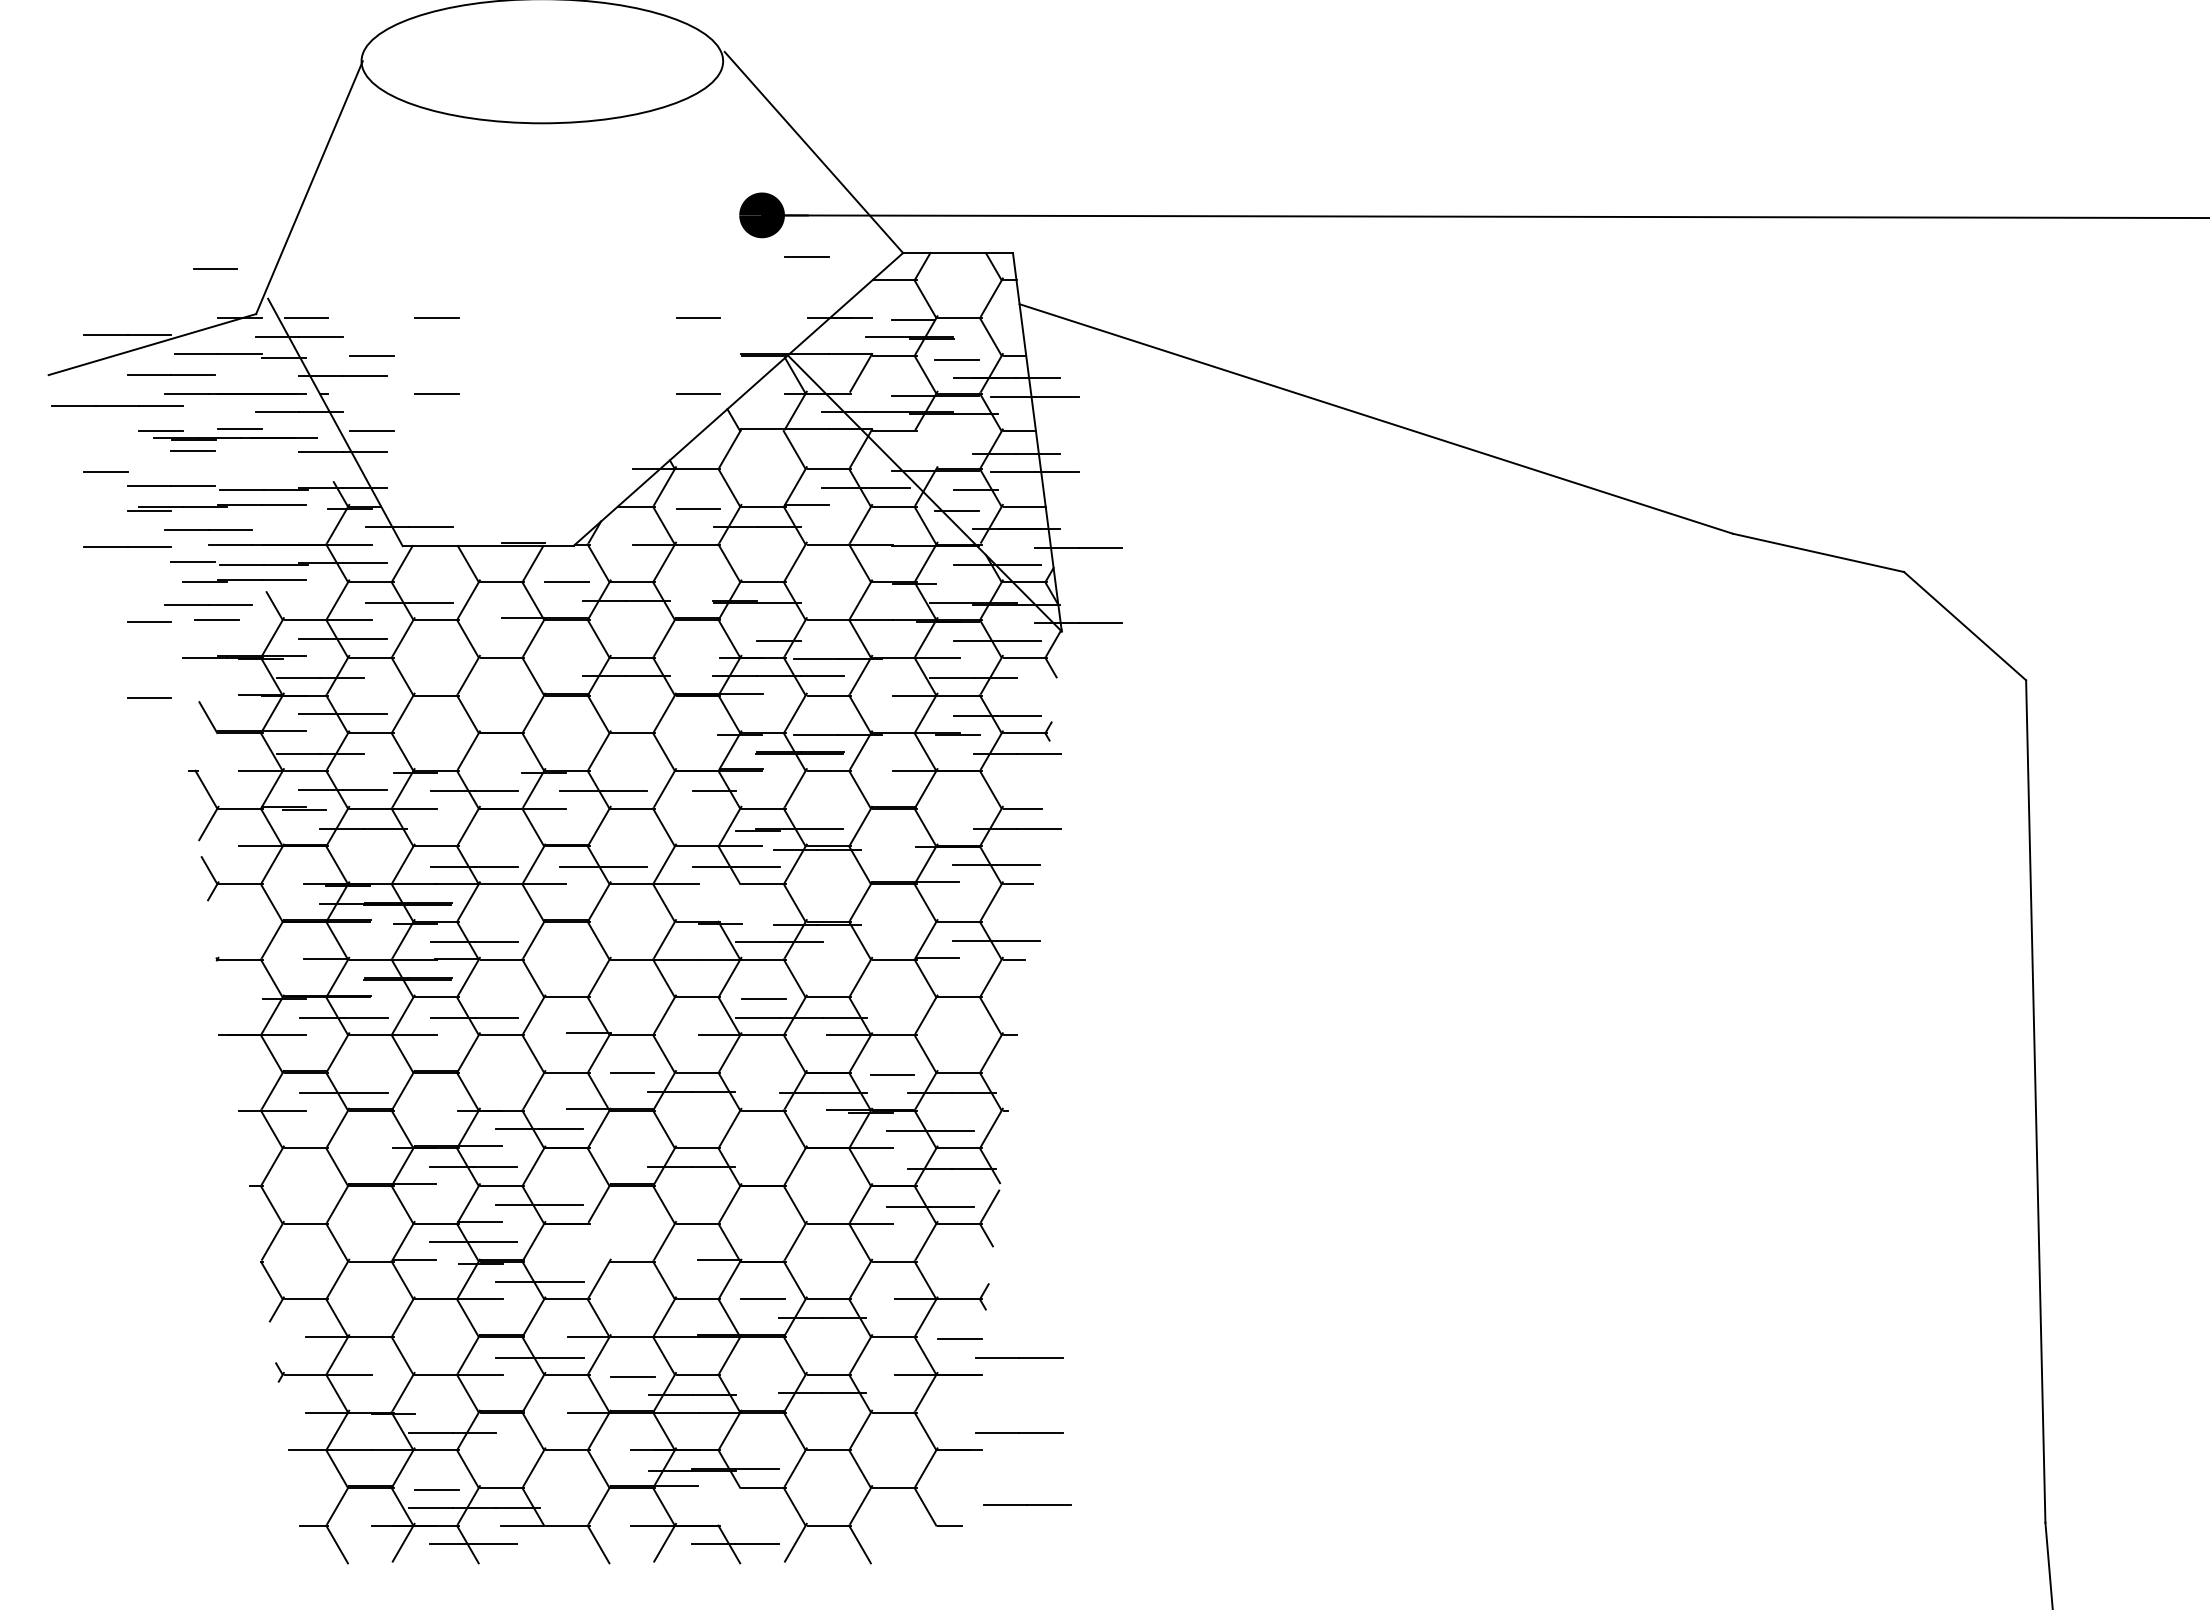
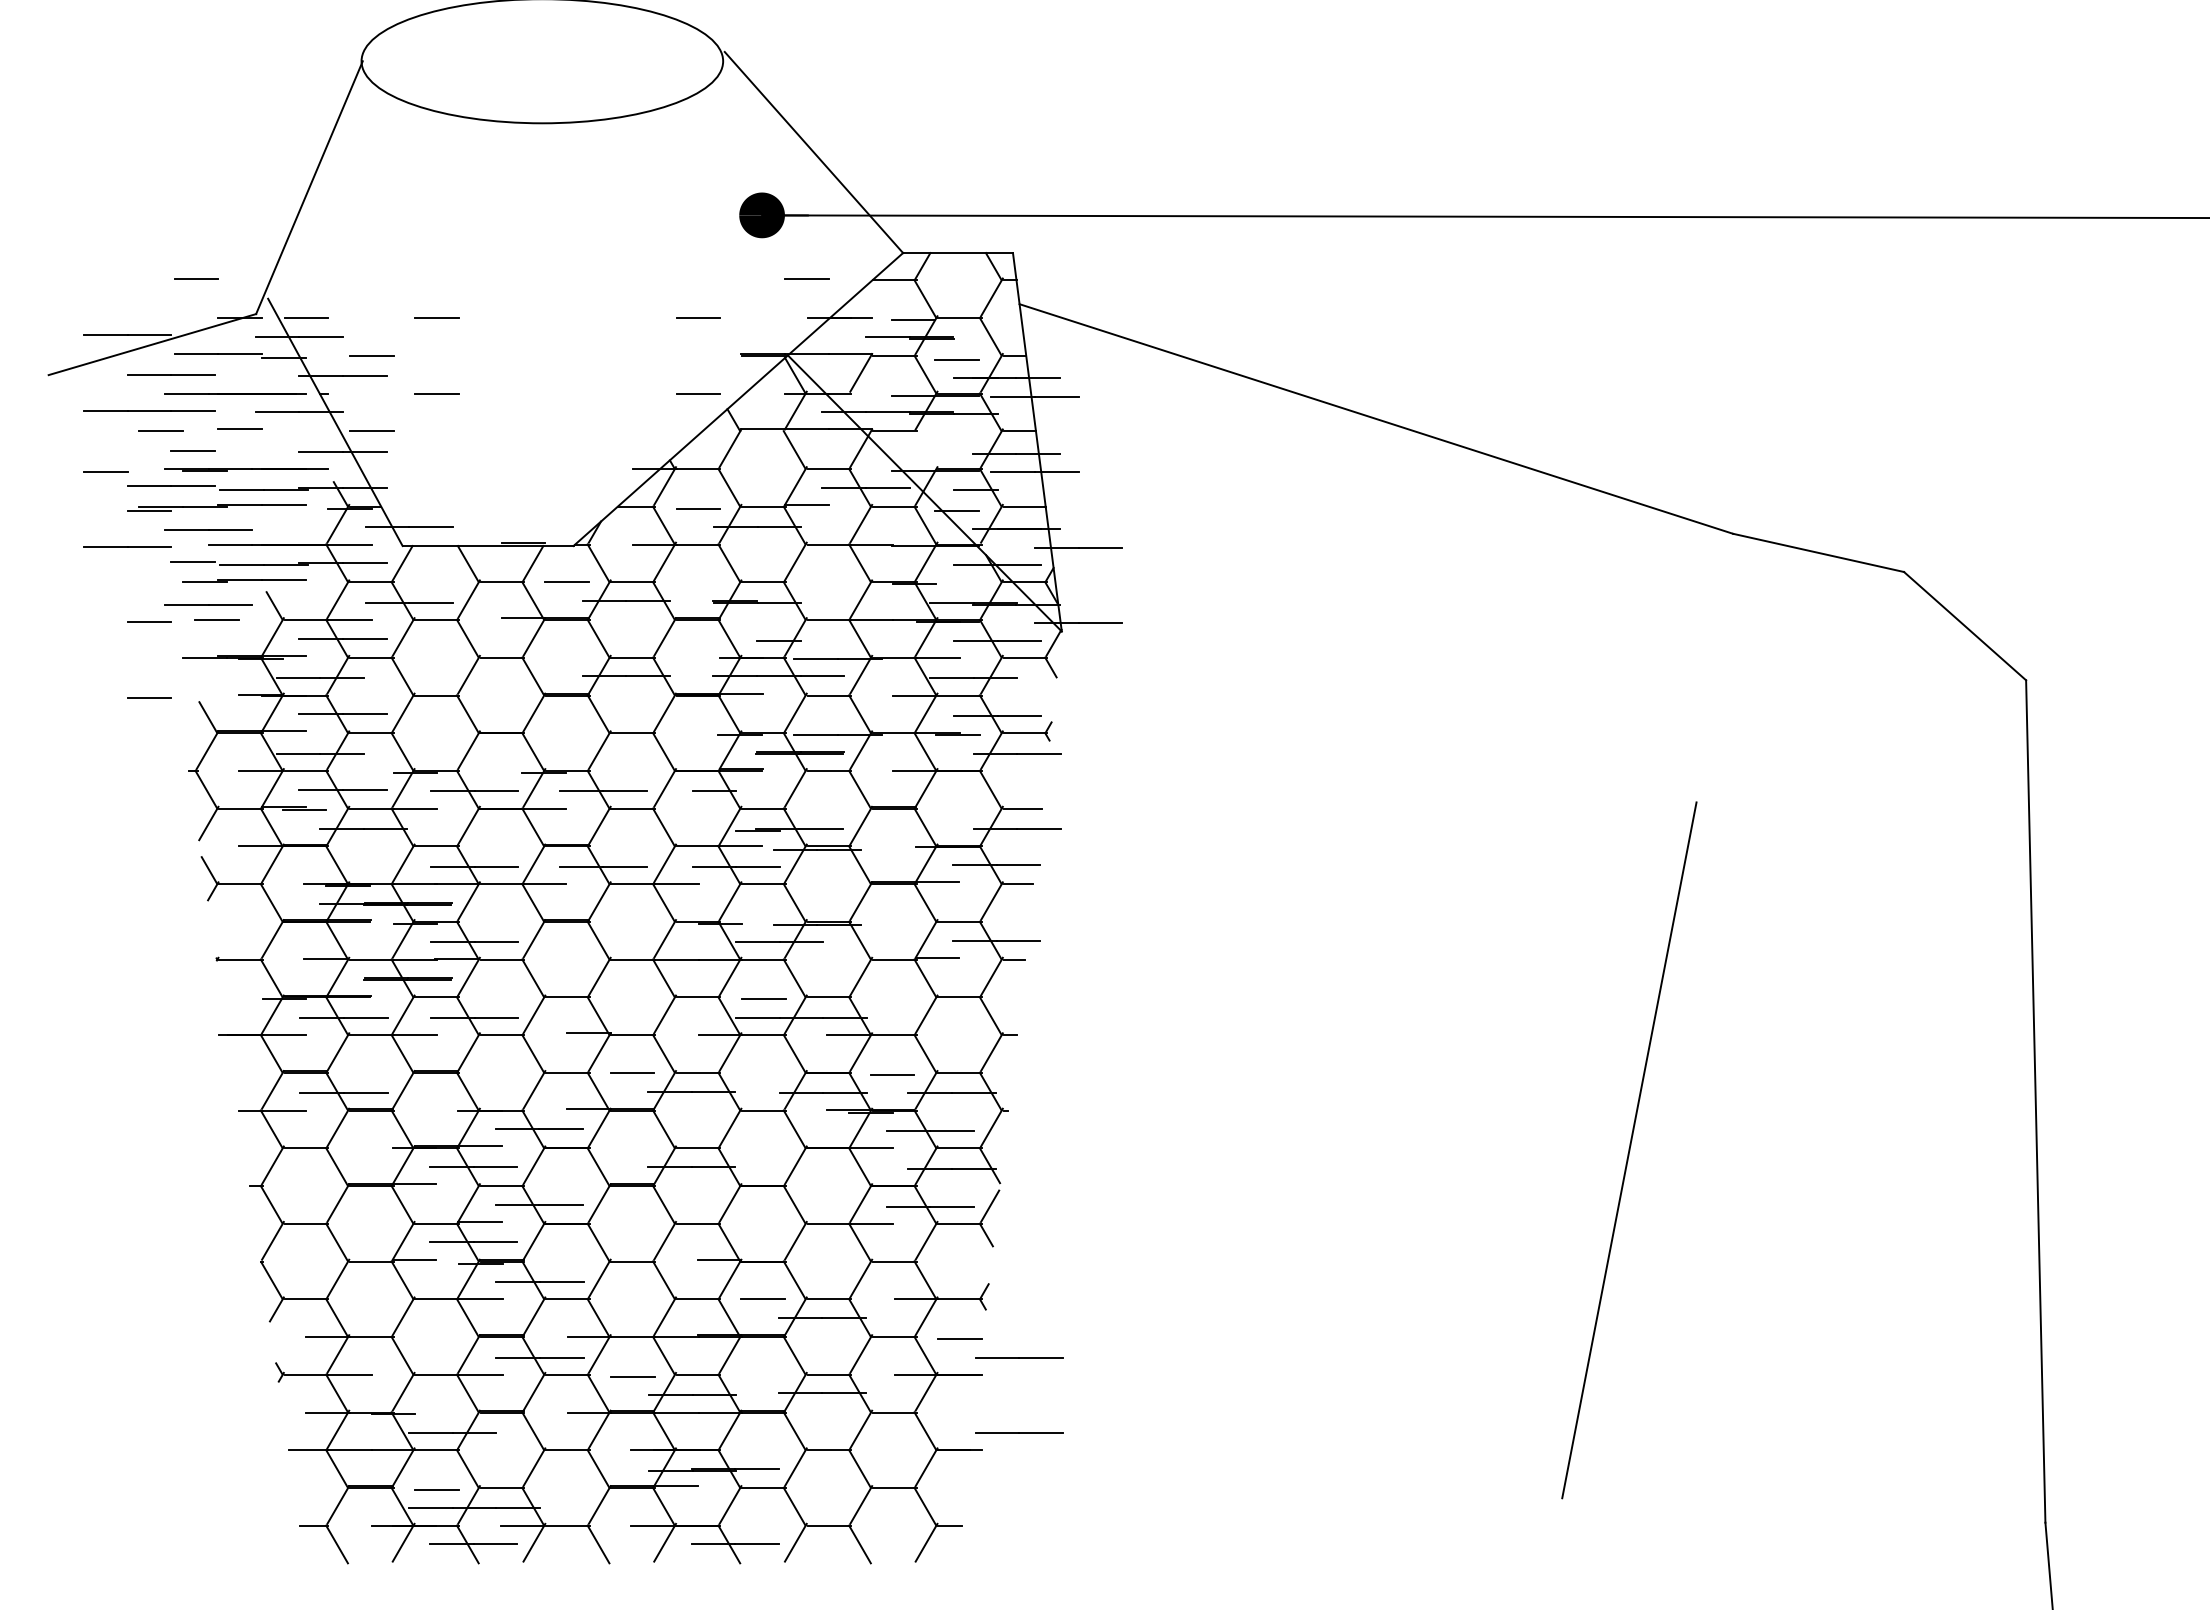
line position: (806, 256) -> (806, 278) (806, 278)
line position: (215, 268) -> (196, 278) (196, 278)
line position: (117, 405) -> (149, 410) (149, 410)
part position: (235, 438) -> (246, 469) (246, 469)
line: none -> present (207, 750)
line: none -> present (730, 901)
line: none -> present (1629, 1150)
line: none -> present (598, 1242)
line: none -> present (730, 1504)
line: present -> none (1027, 1504)
line: none -> present (534, 1542)
line: none -> present (926, 1542)
